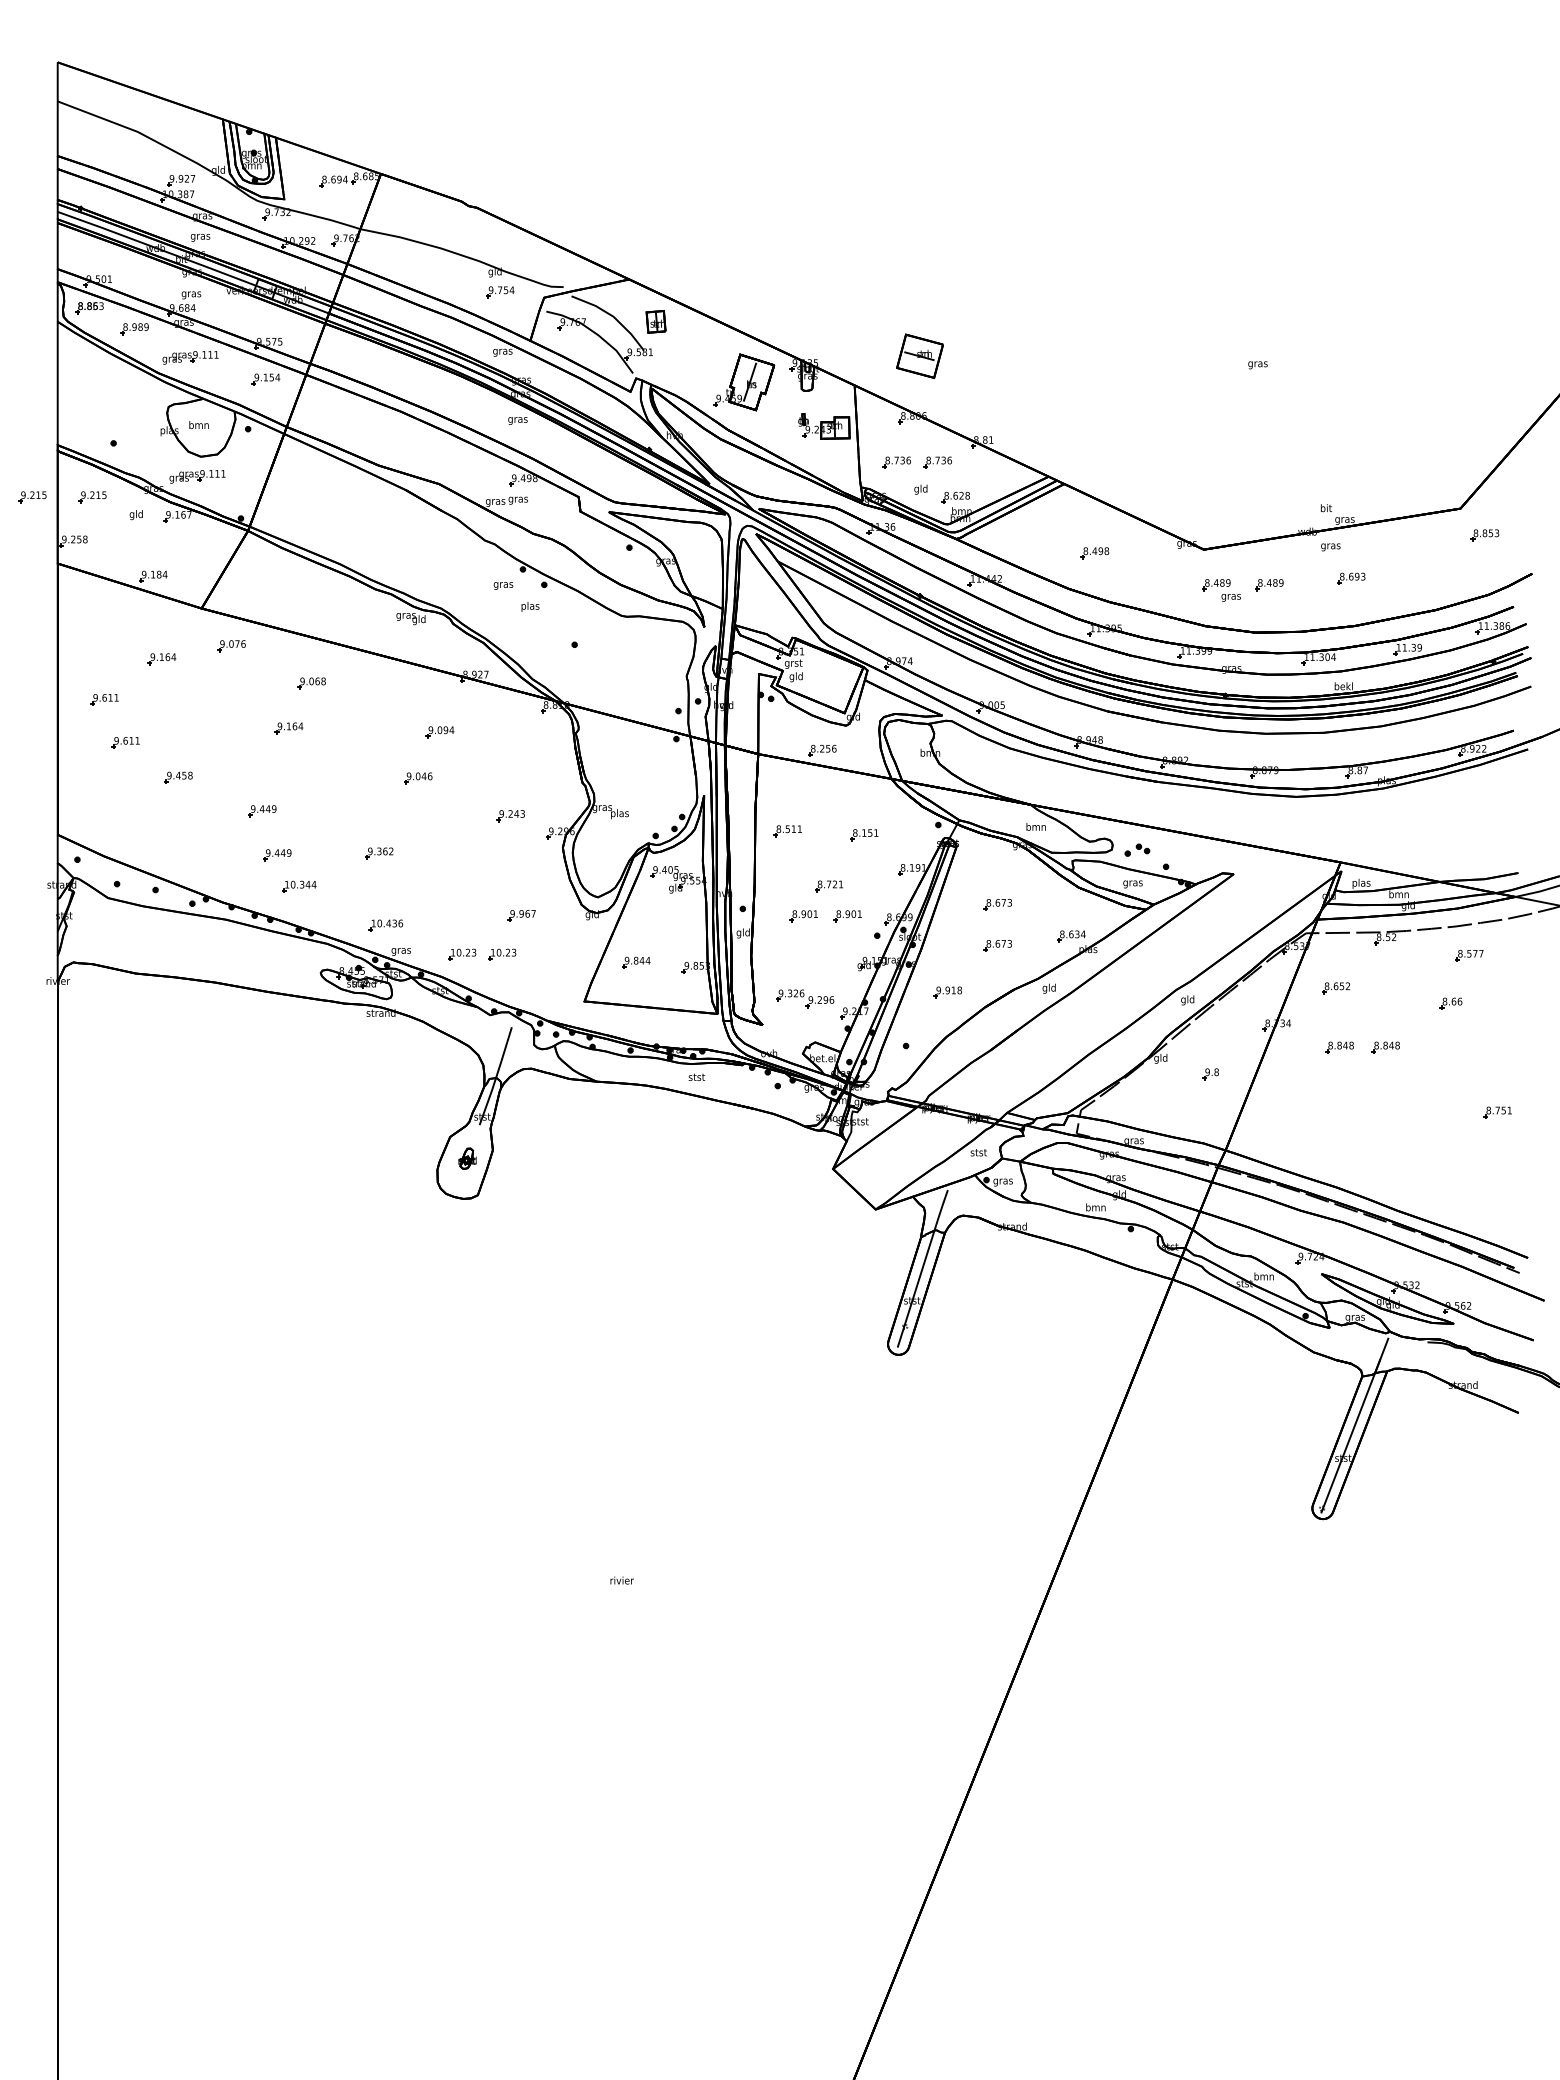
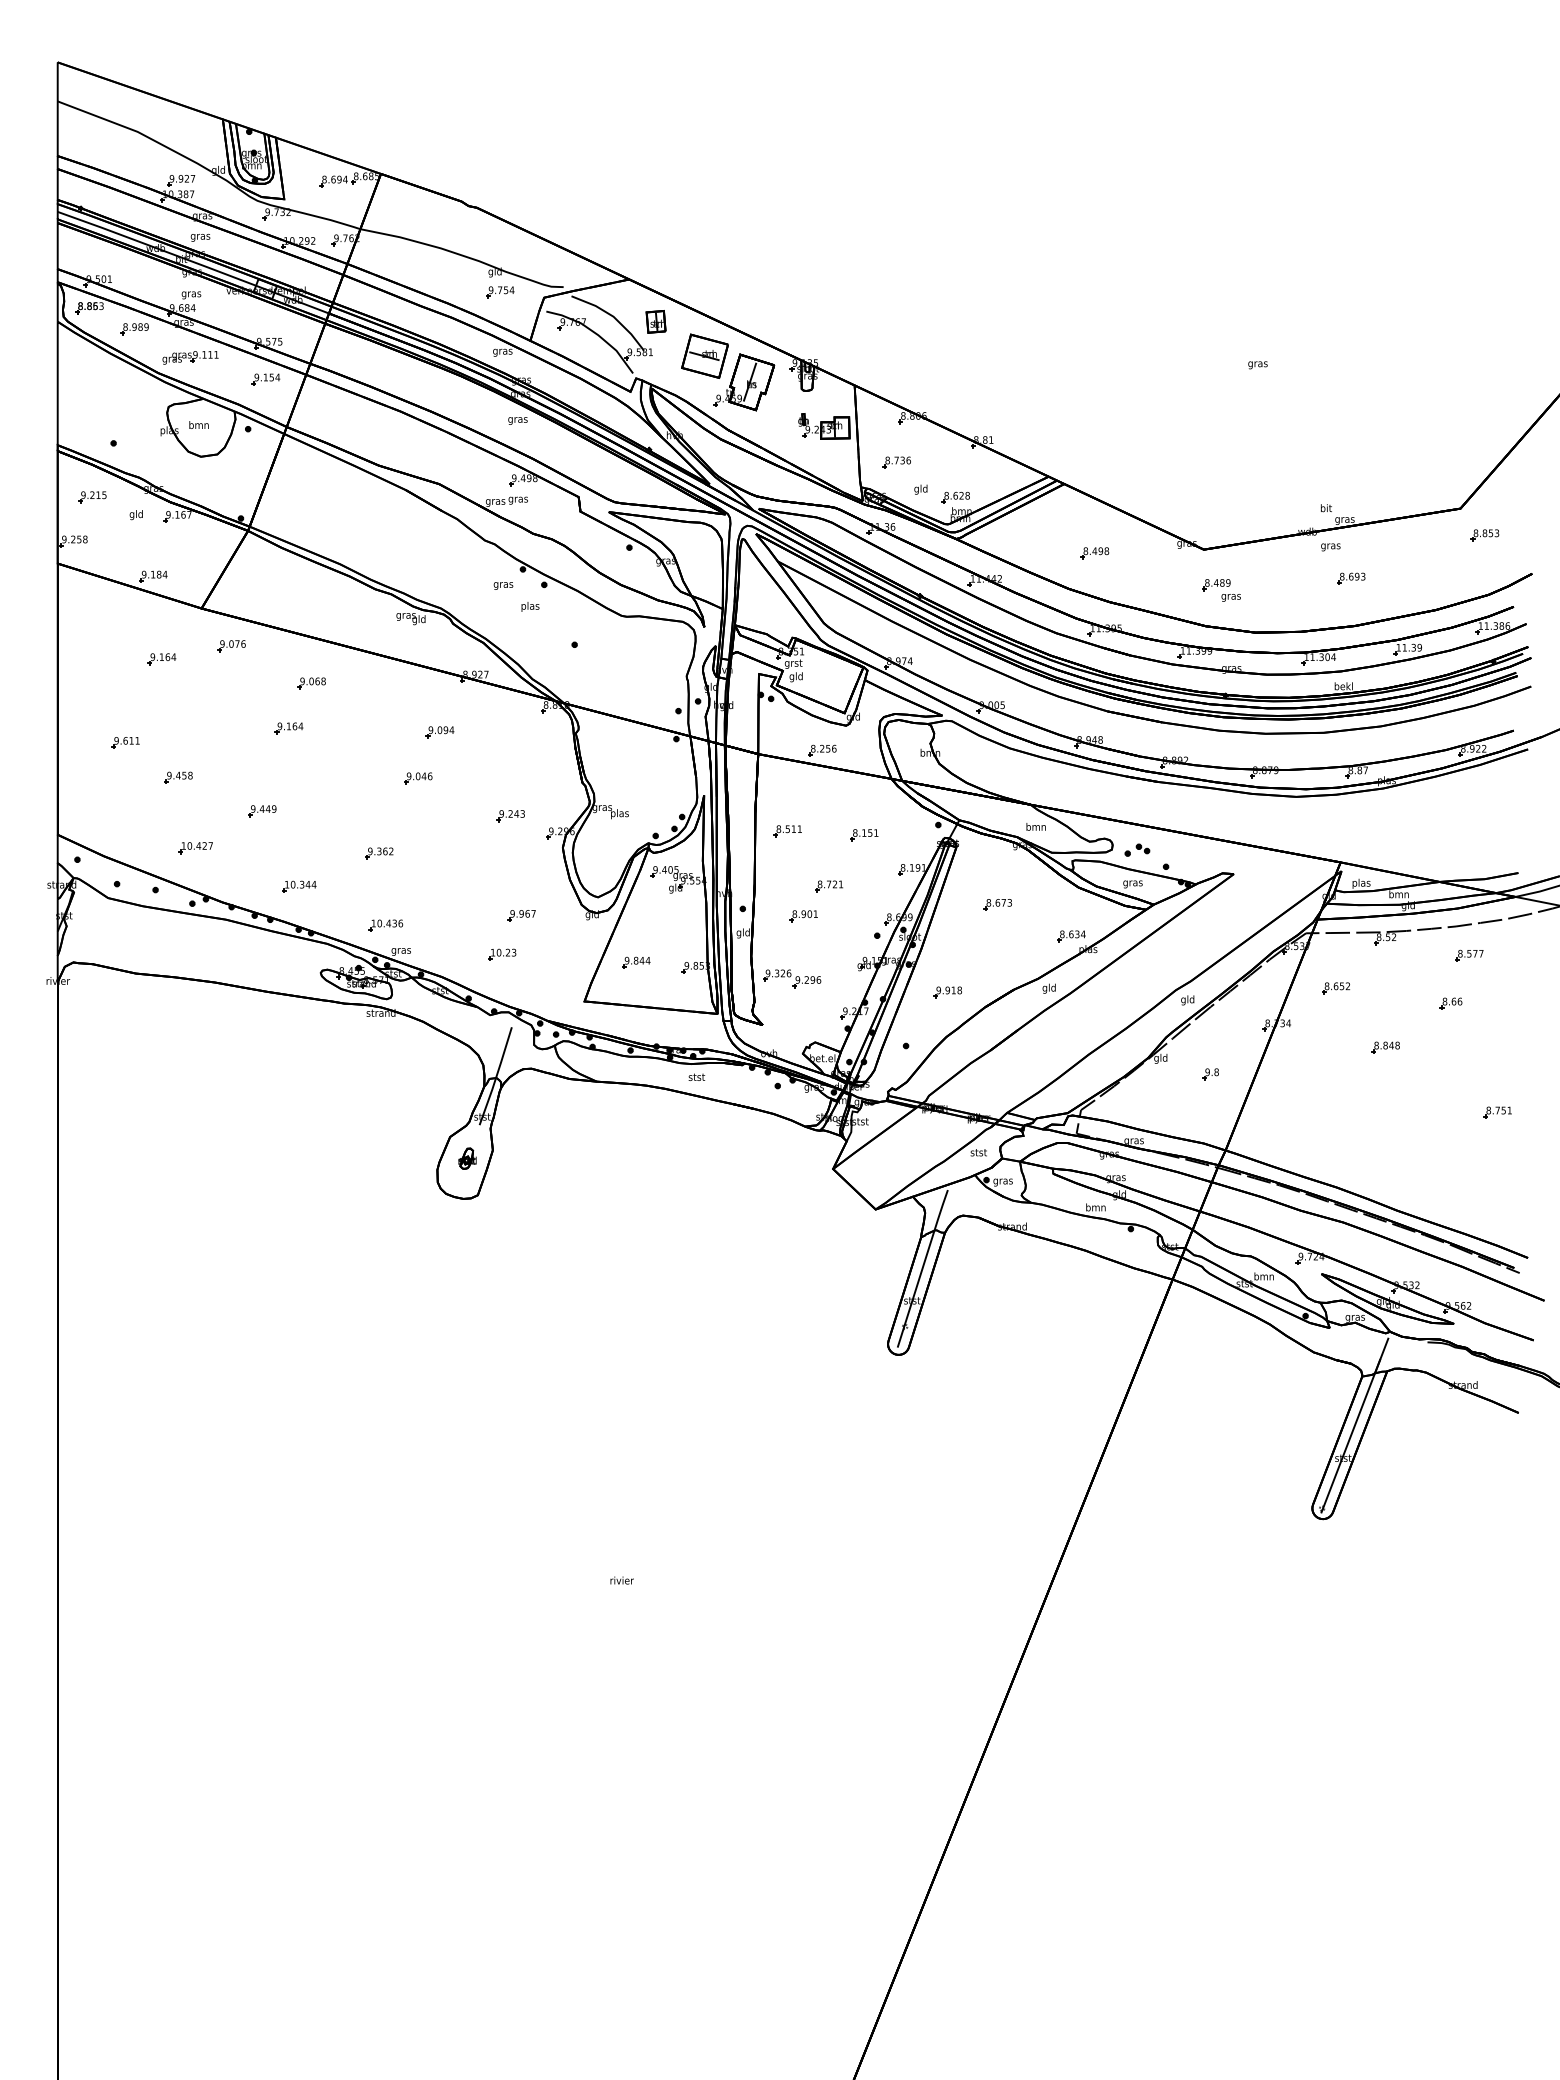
part position: (919, 355) -> (704, 355) (704, 355)
part: present -> none (937, 462)
part: present -> none (197, 476)
part: present -> none (32, 497)
part: present -> none (1269, 585)
part: present -> none (104, 699)
part: none -> present (195, 848)
part: present -> none (277, 855)
part: present -> none (847, 916)
part: present -> none (997, 945)
part: present -> none (462, 954)
part position: (805, 998) -> (792, 978) (792, 978)
part: present -> none (1339, 1047)
